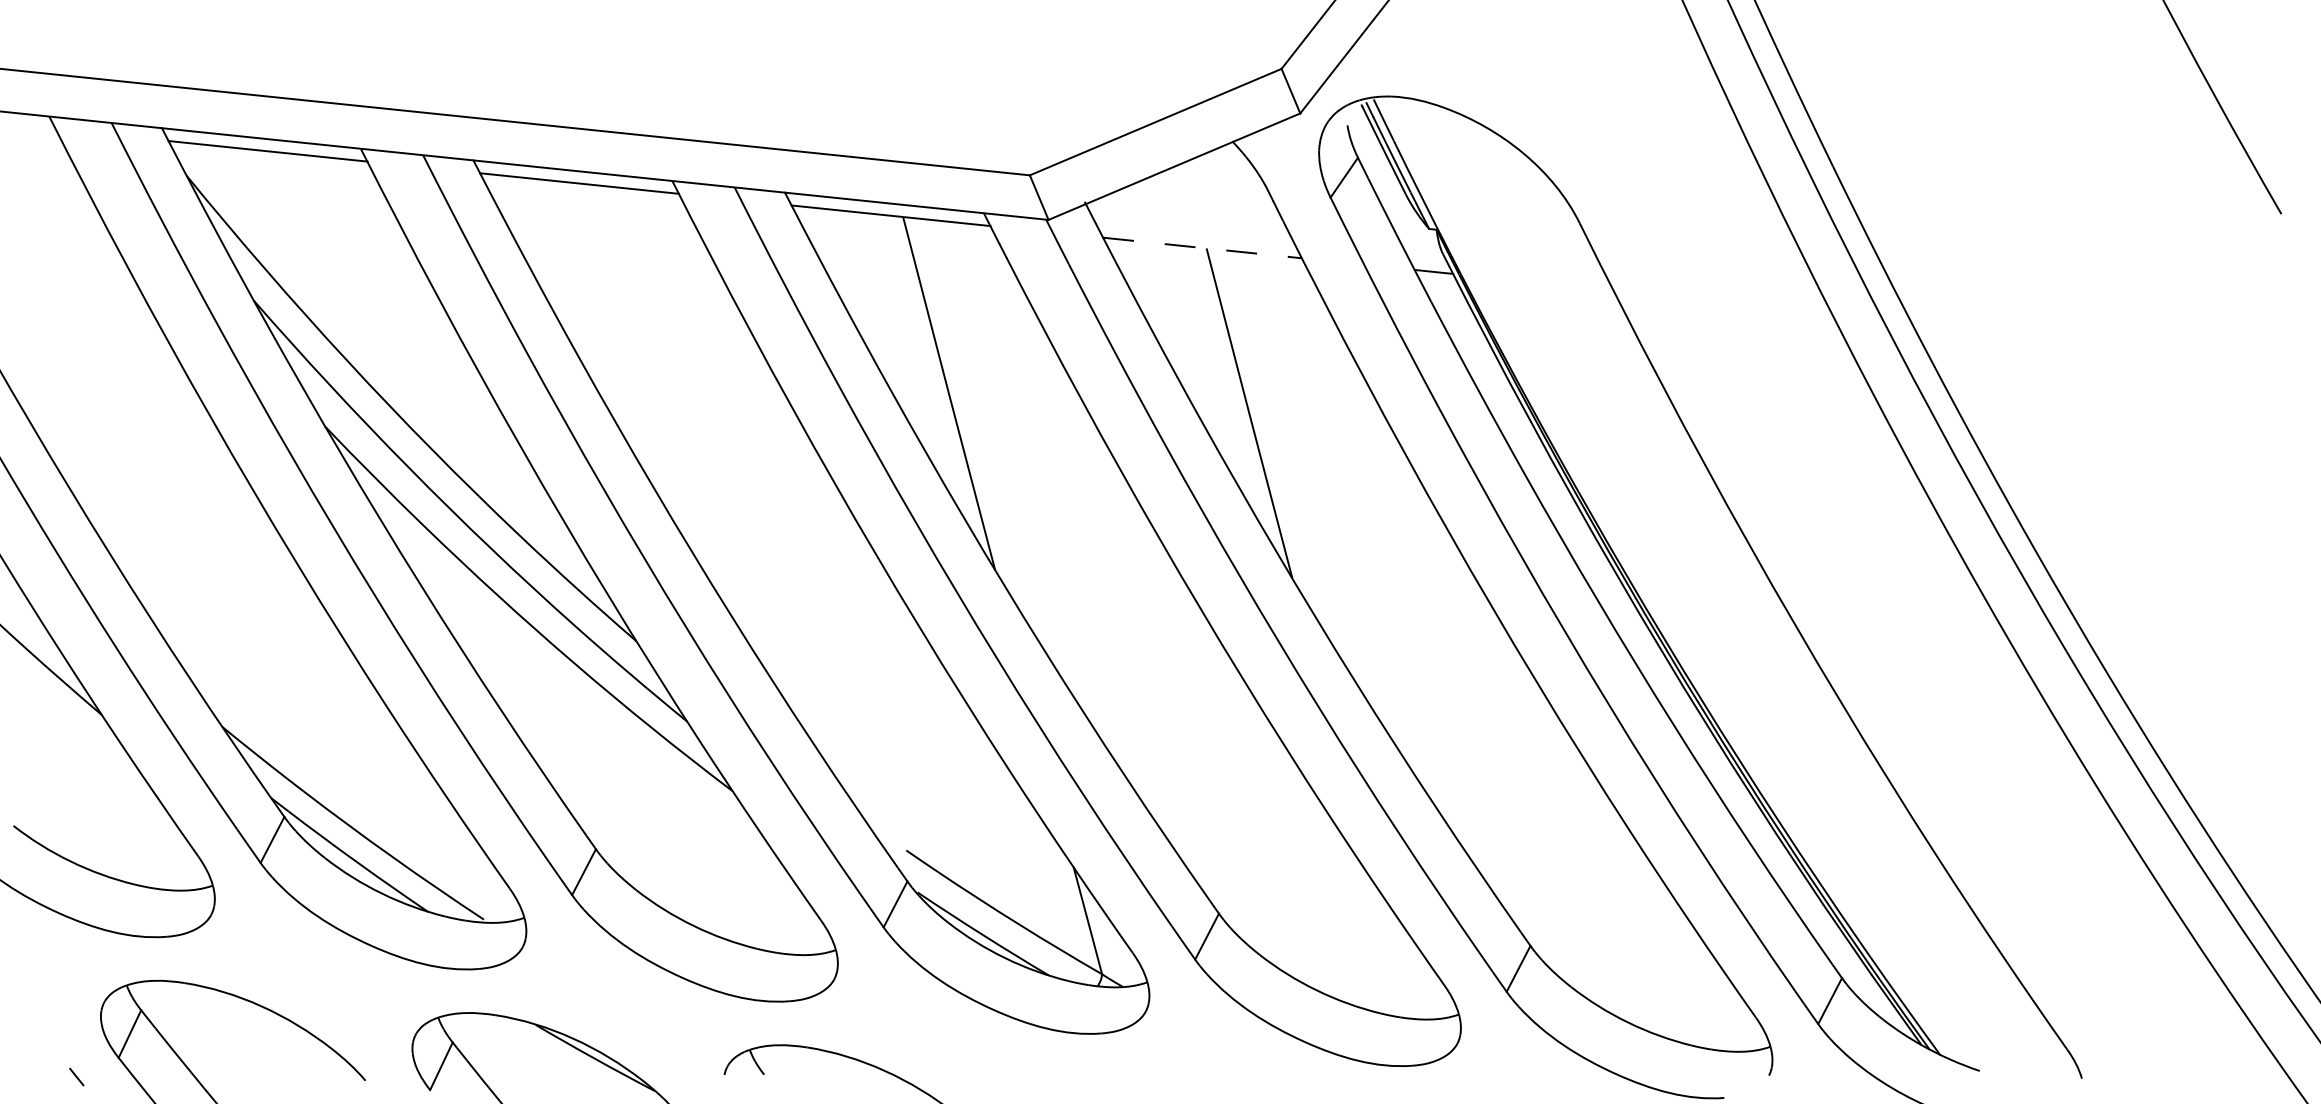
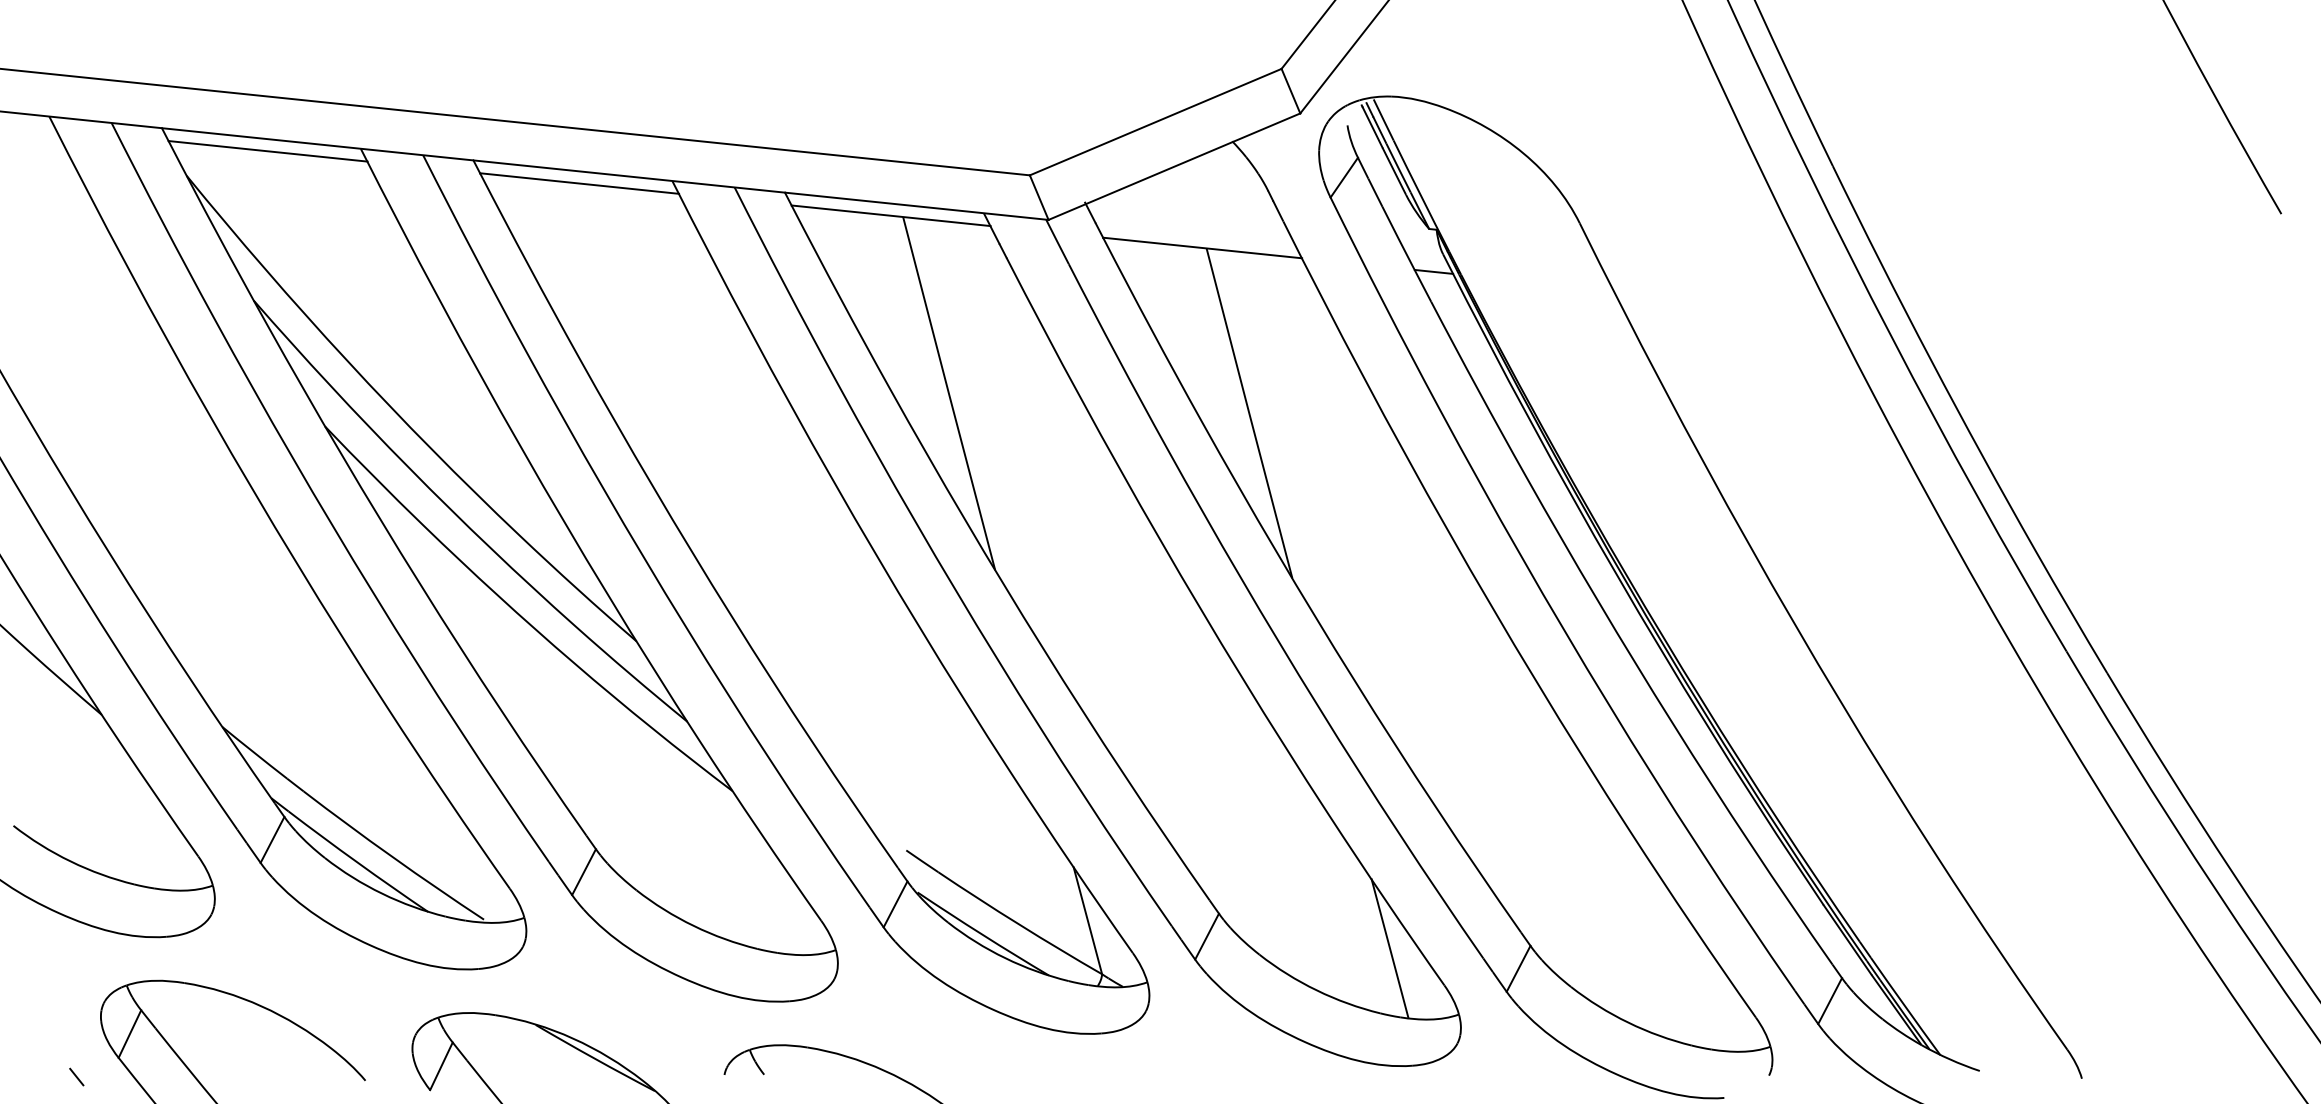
line: dashed -> solid (1202, 248)
line: none -> present (1389, 948)
